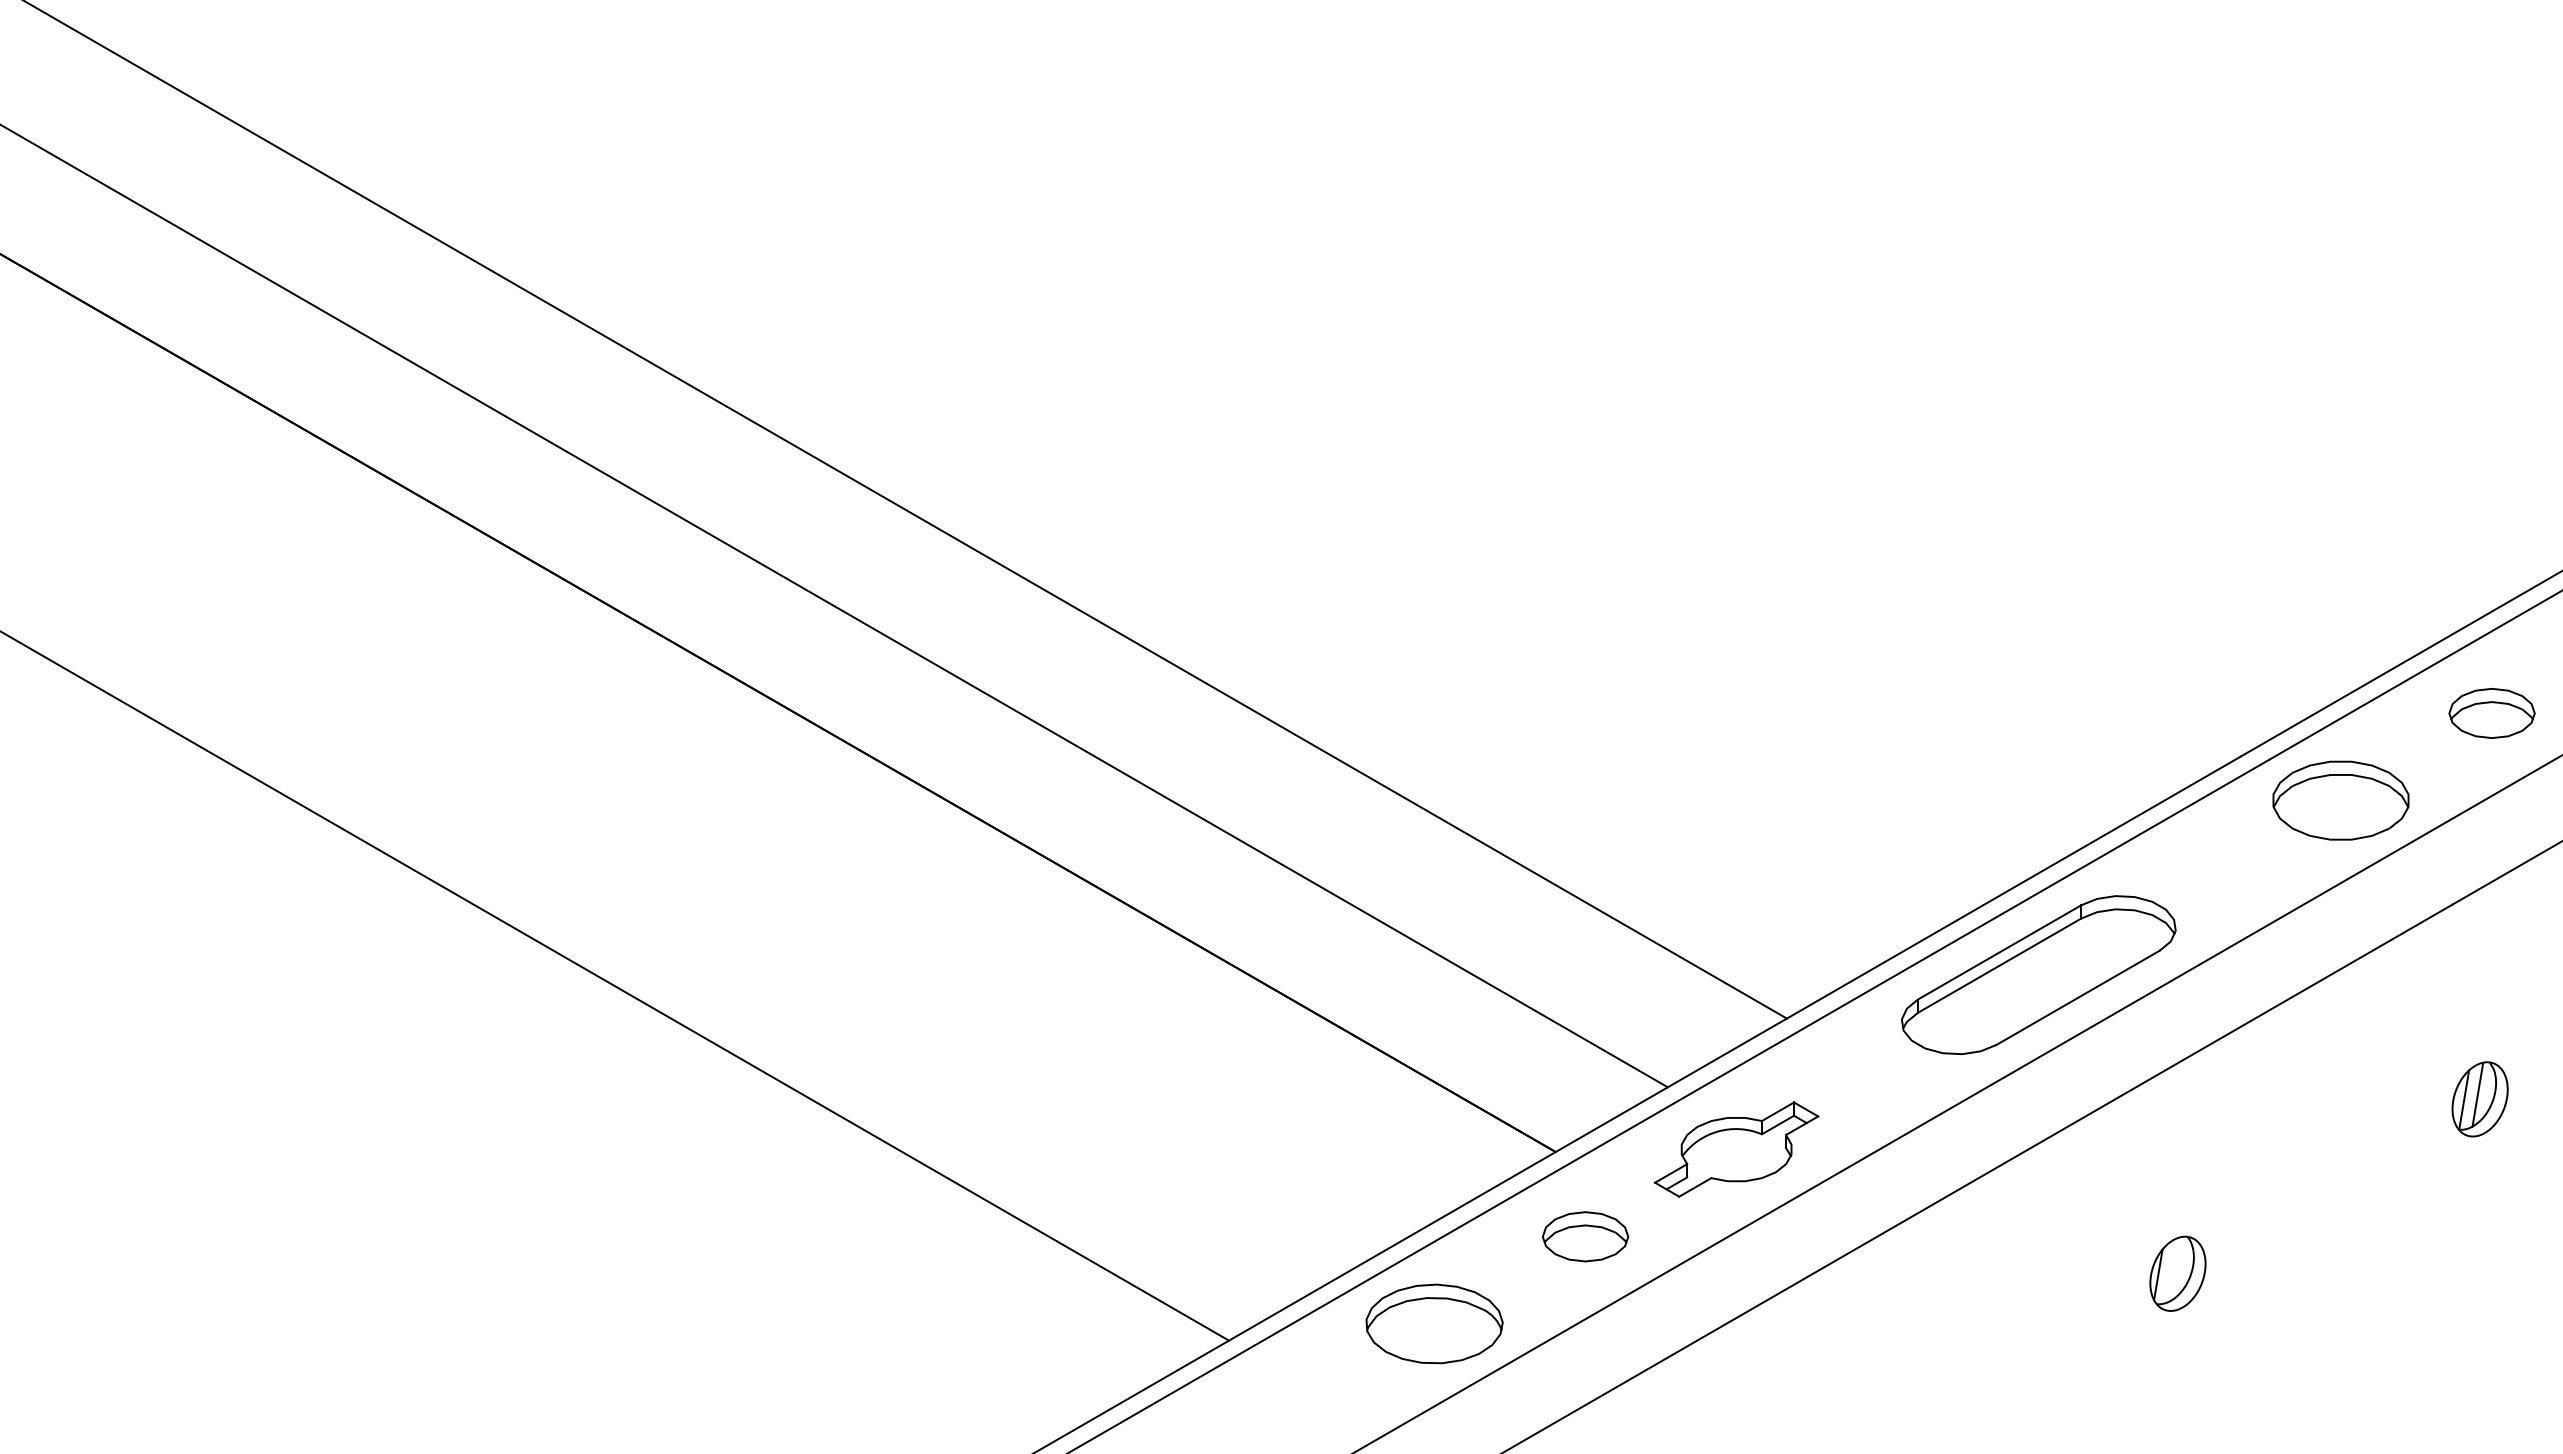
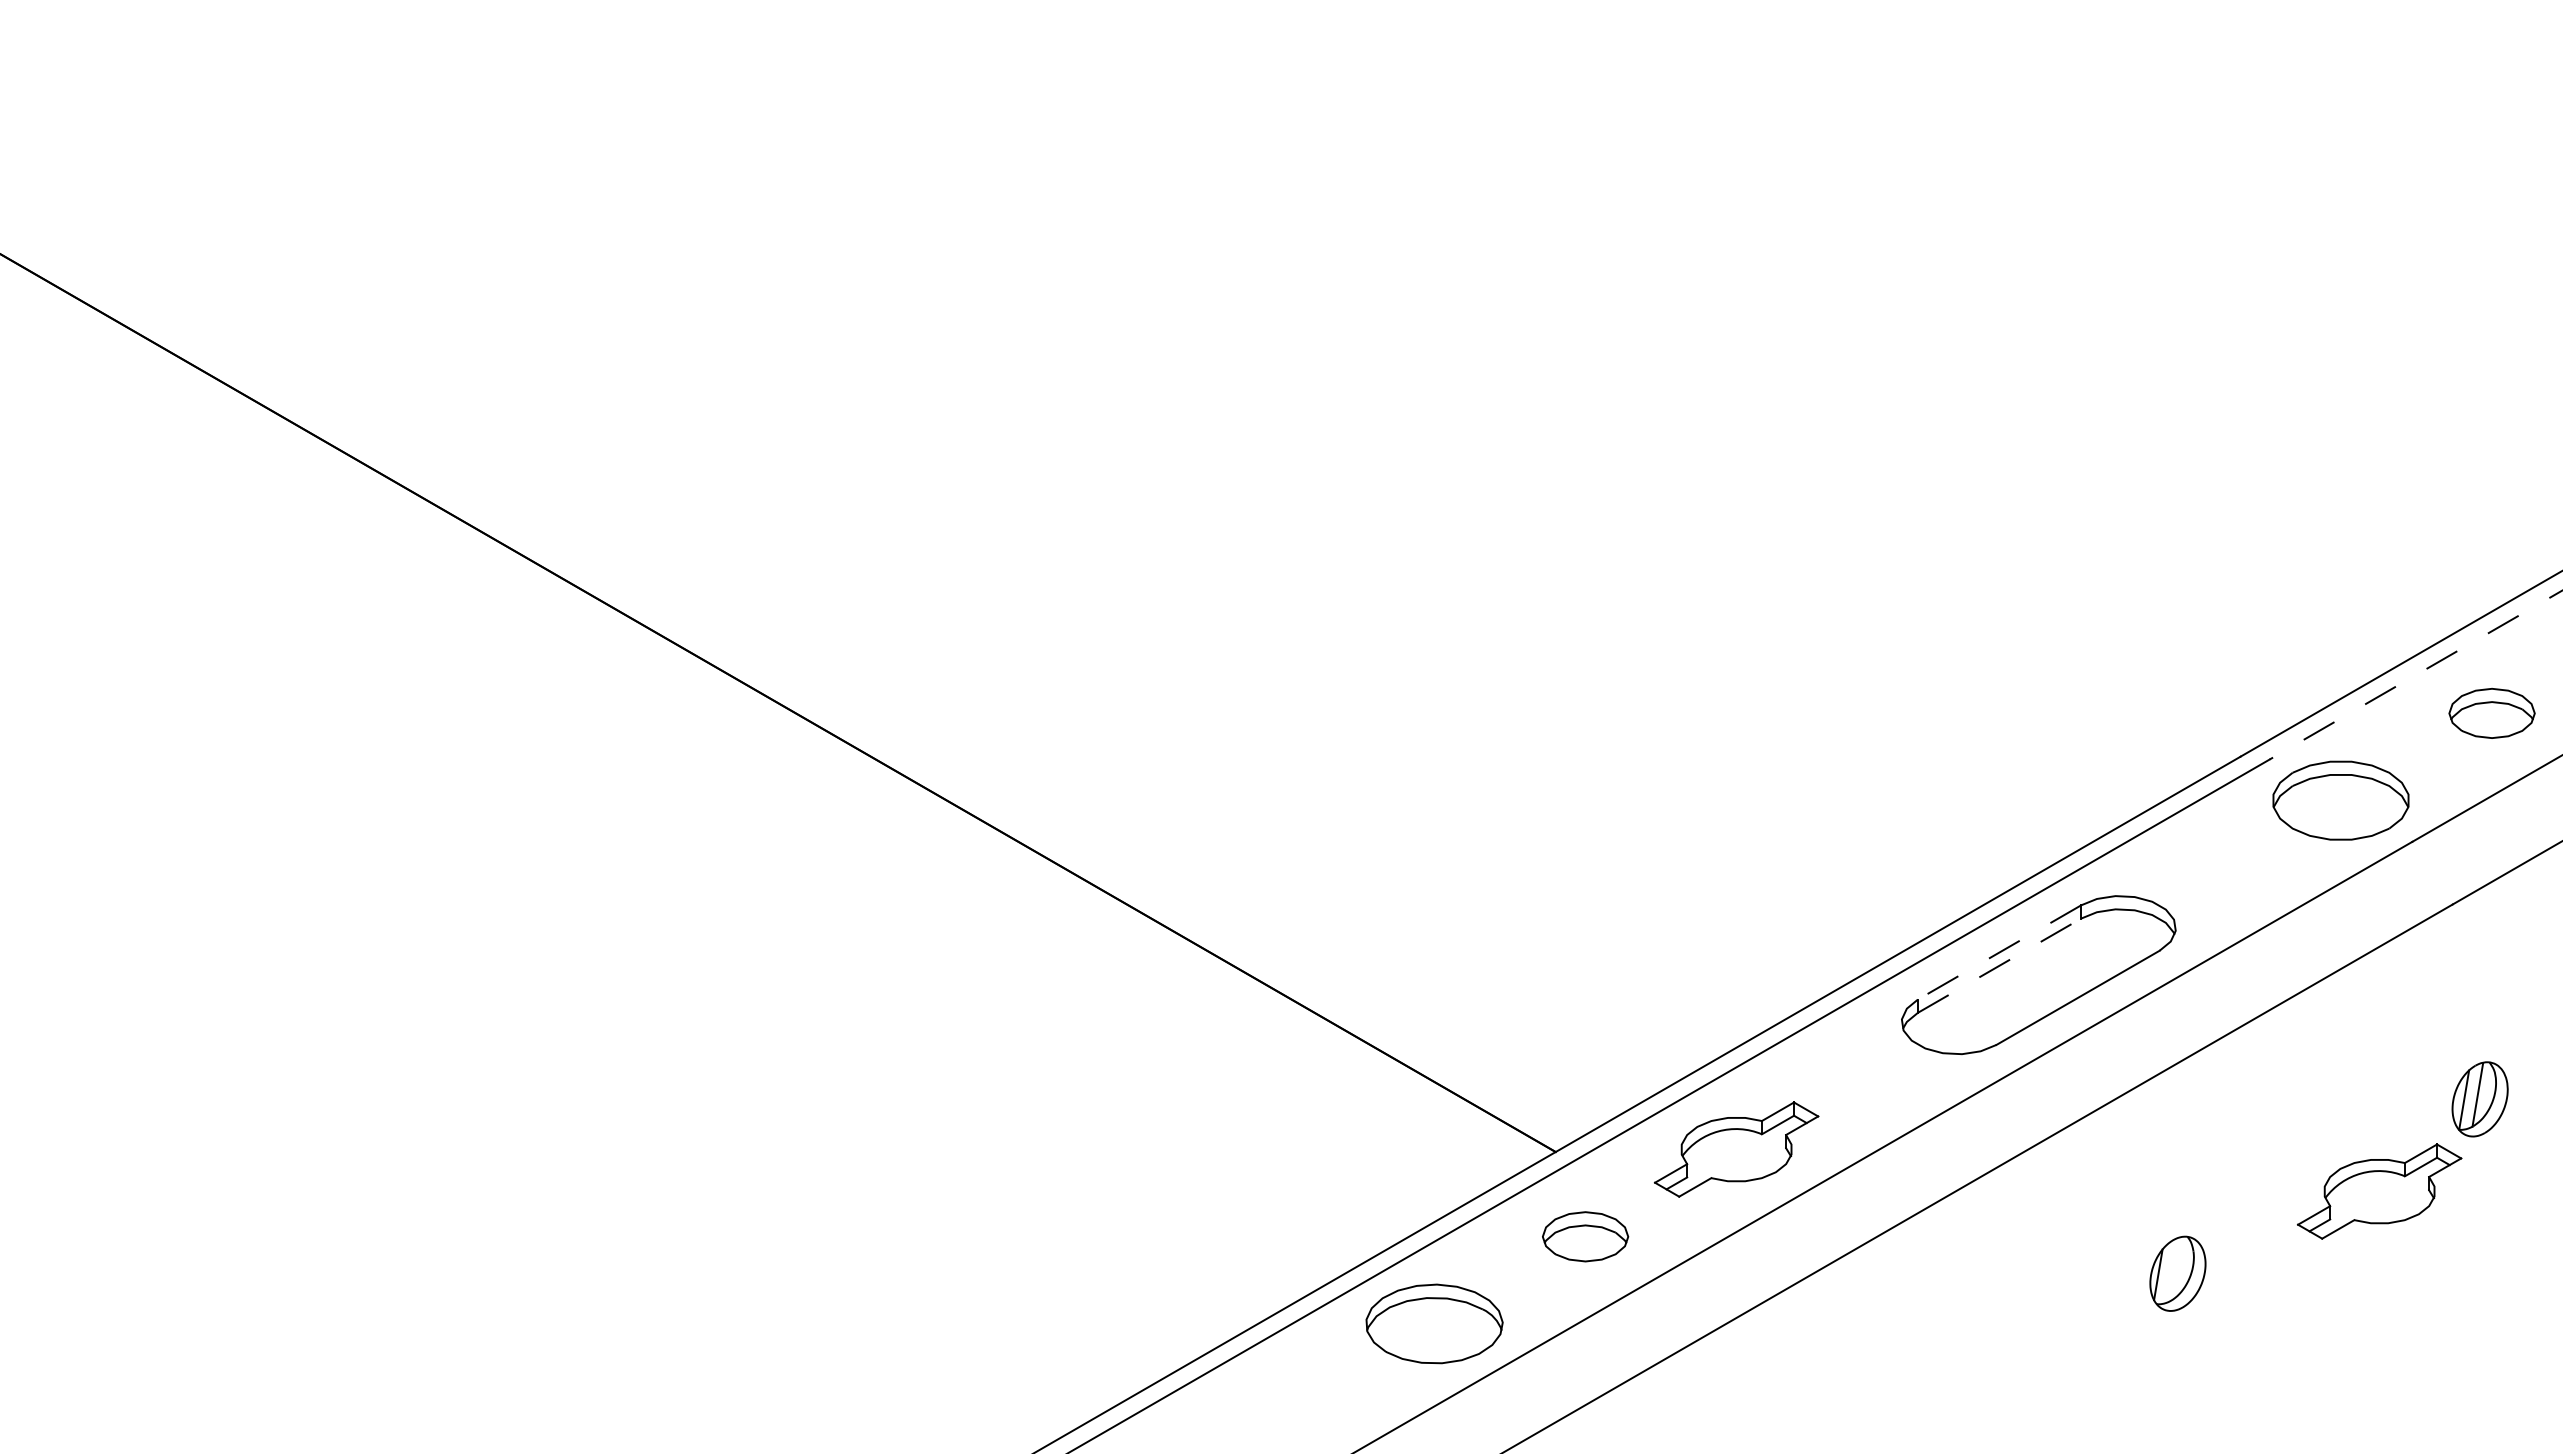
line: present -> none (906, 510)
line: present -> none (834, 606)
line: solid -> dashed (2416, 675)
line: solid -> dashed (1999, 952)
line: solid -> dashed (1999, 965)
line: present -> none (615, 986)
part: none -> present (2379, 1191)
